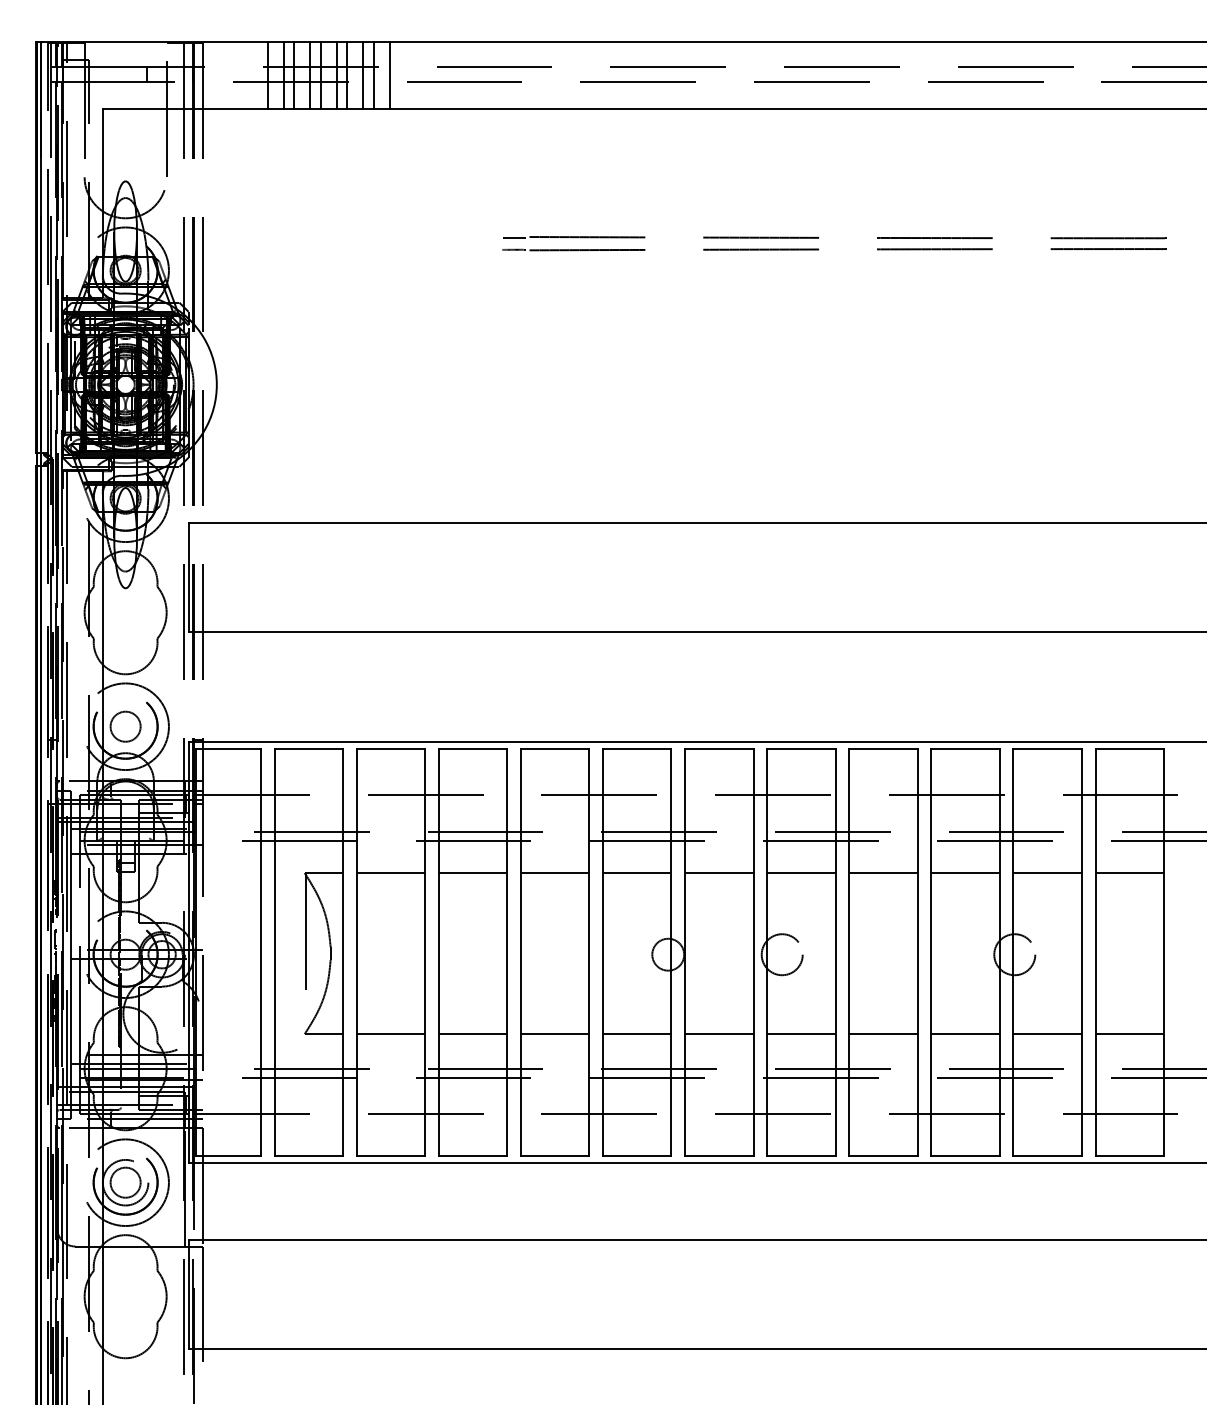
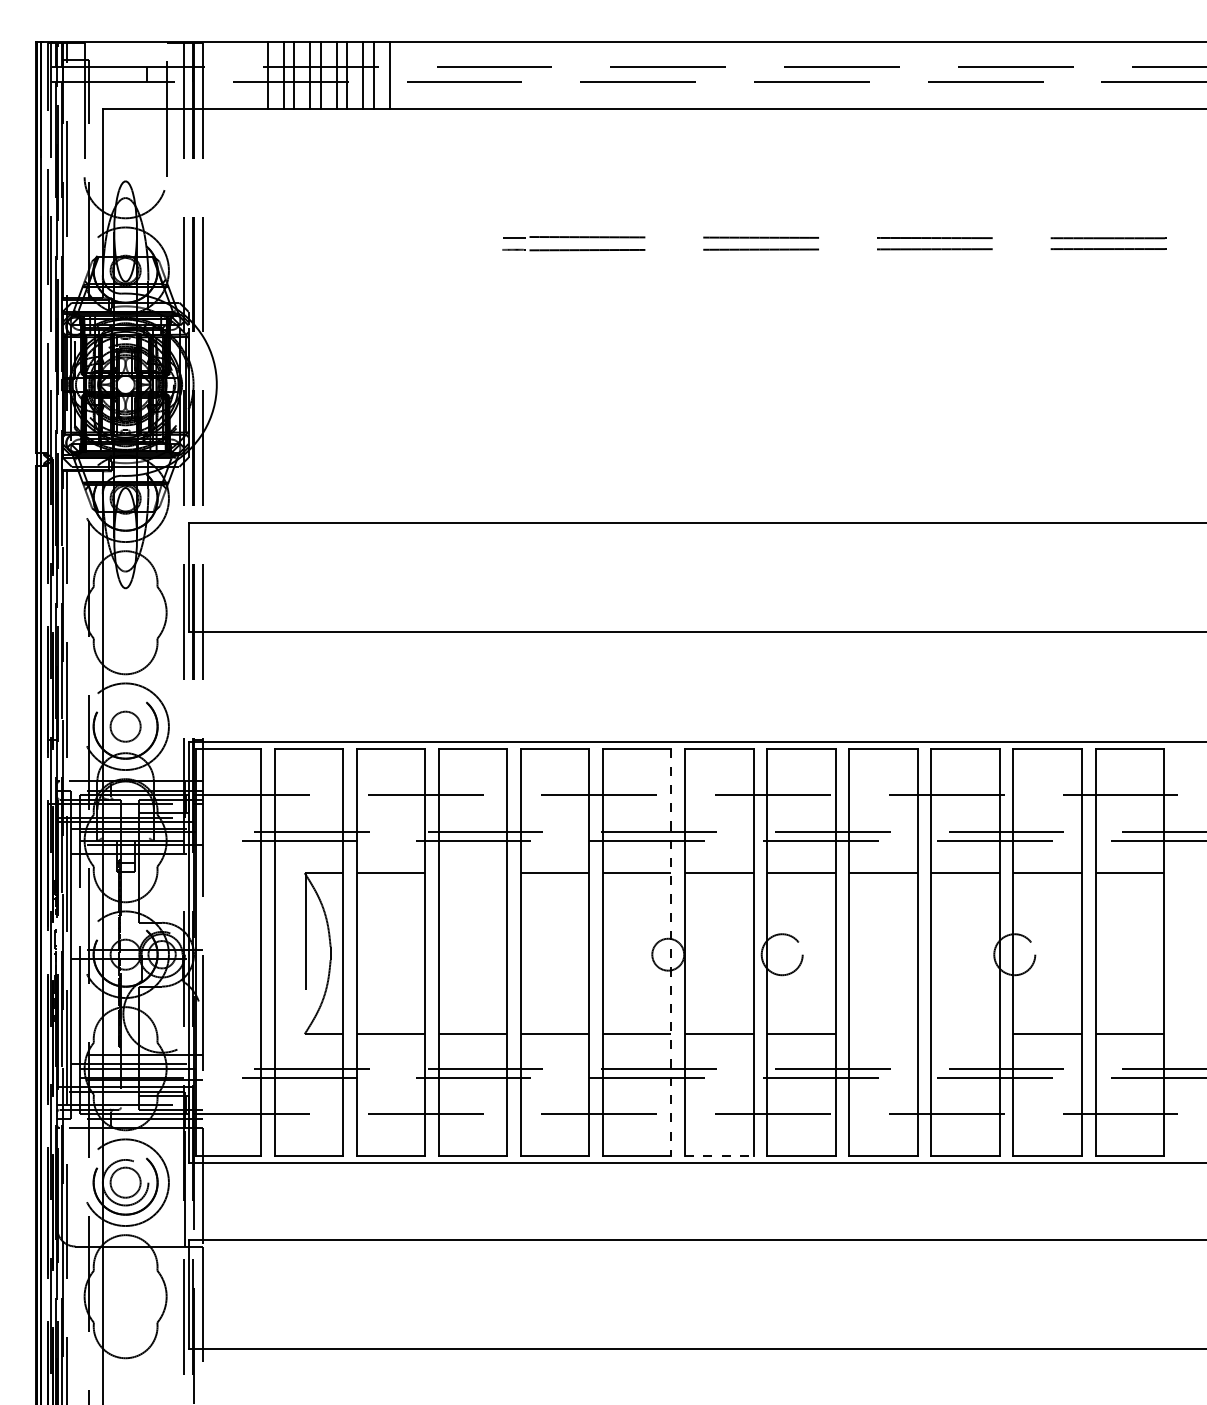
line: present -> none (472, 873)
line: solid -> dashed (671, 952)
line: present -> none (883, 1034)
line: present -> none (965, 1034)
line: solid -> dashed (719, 1156)
